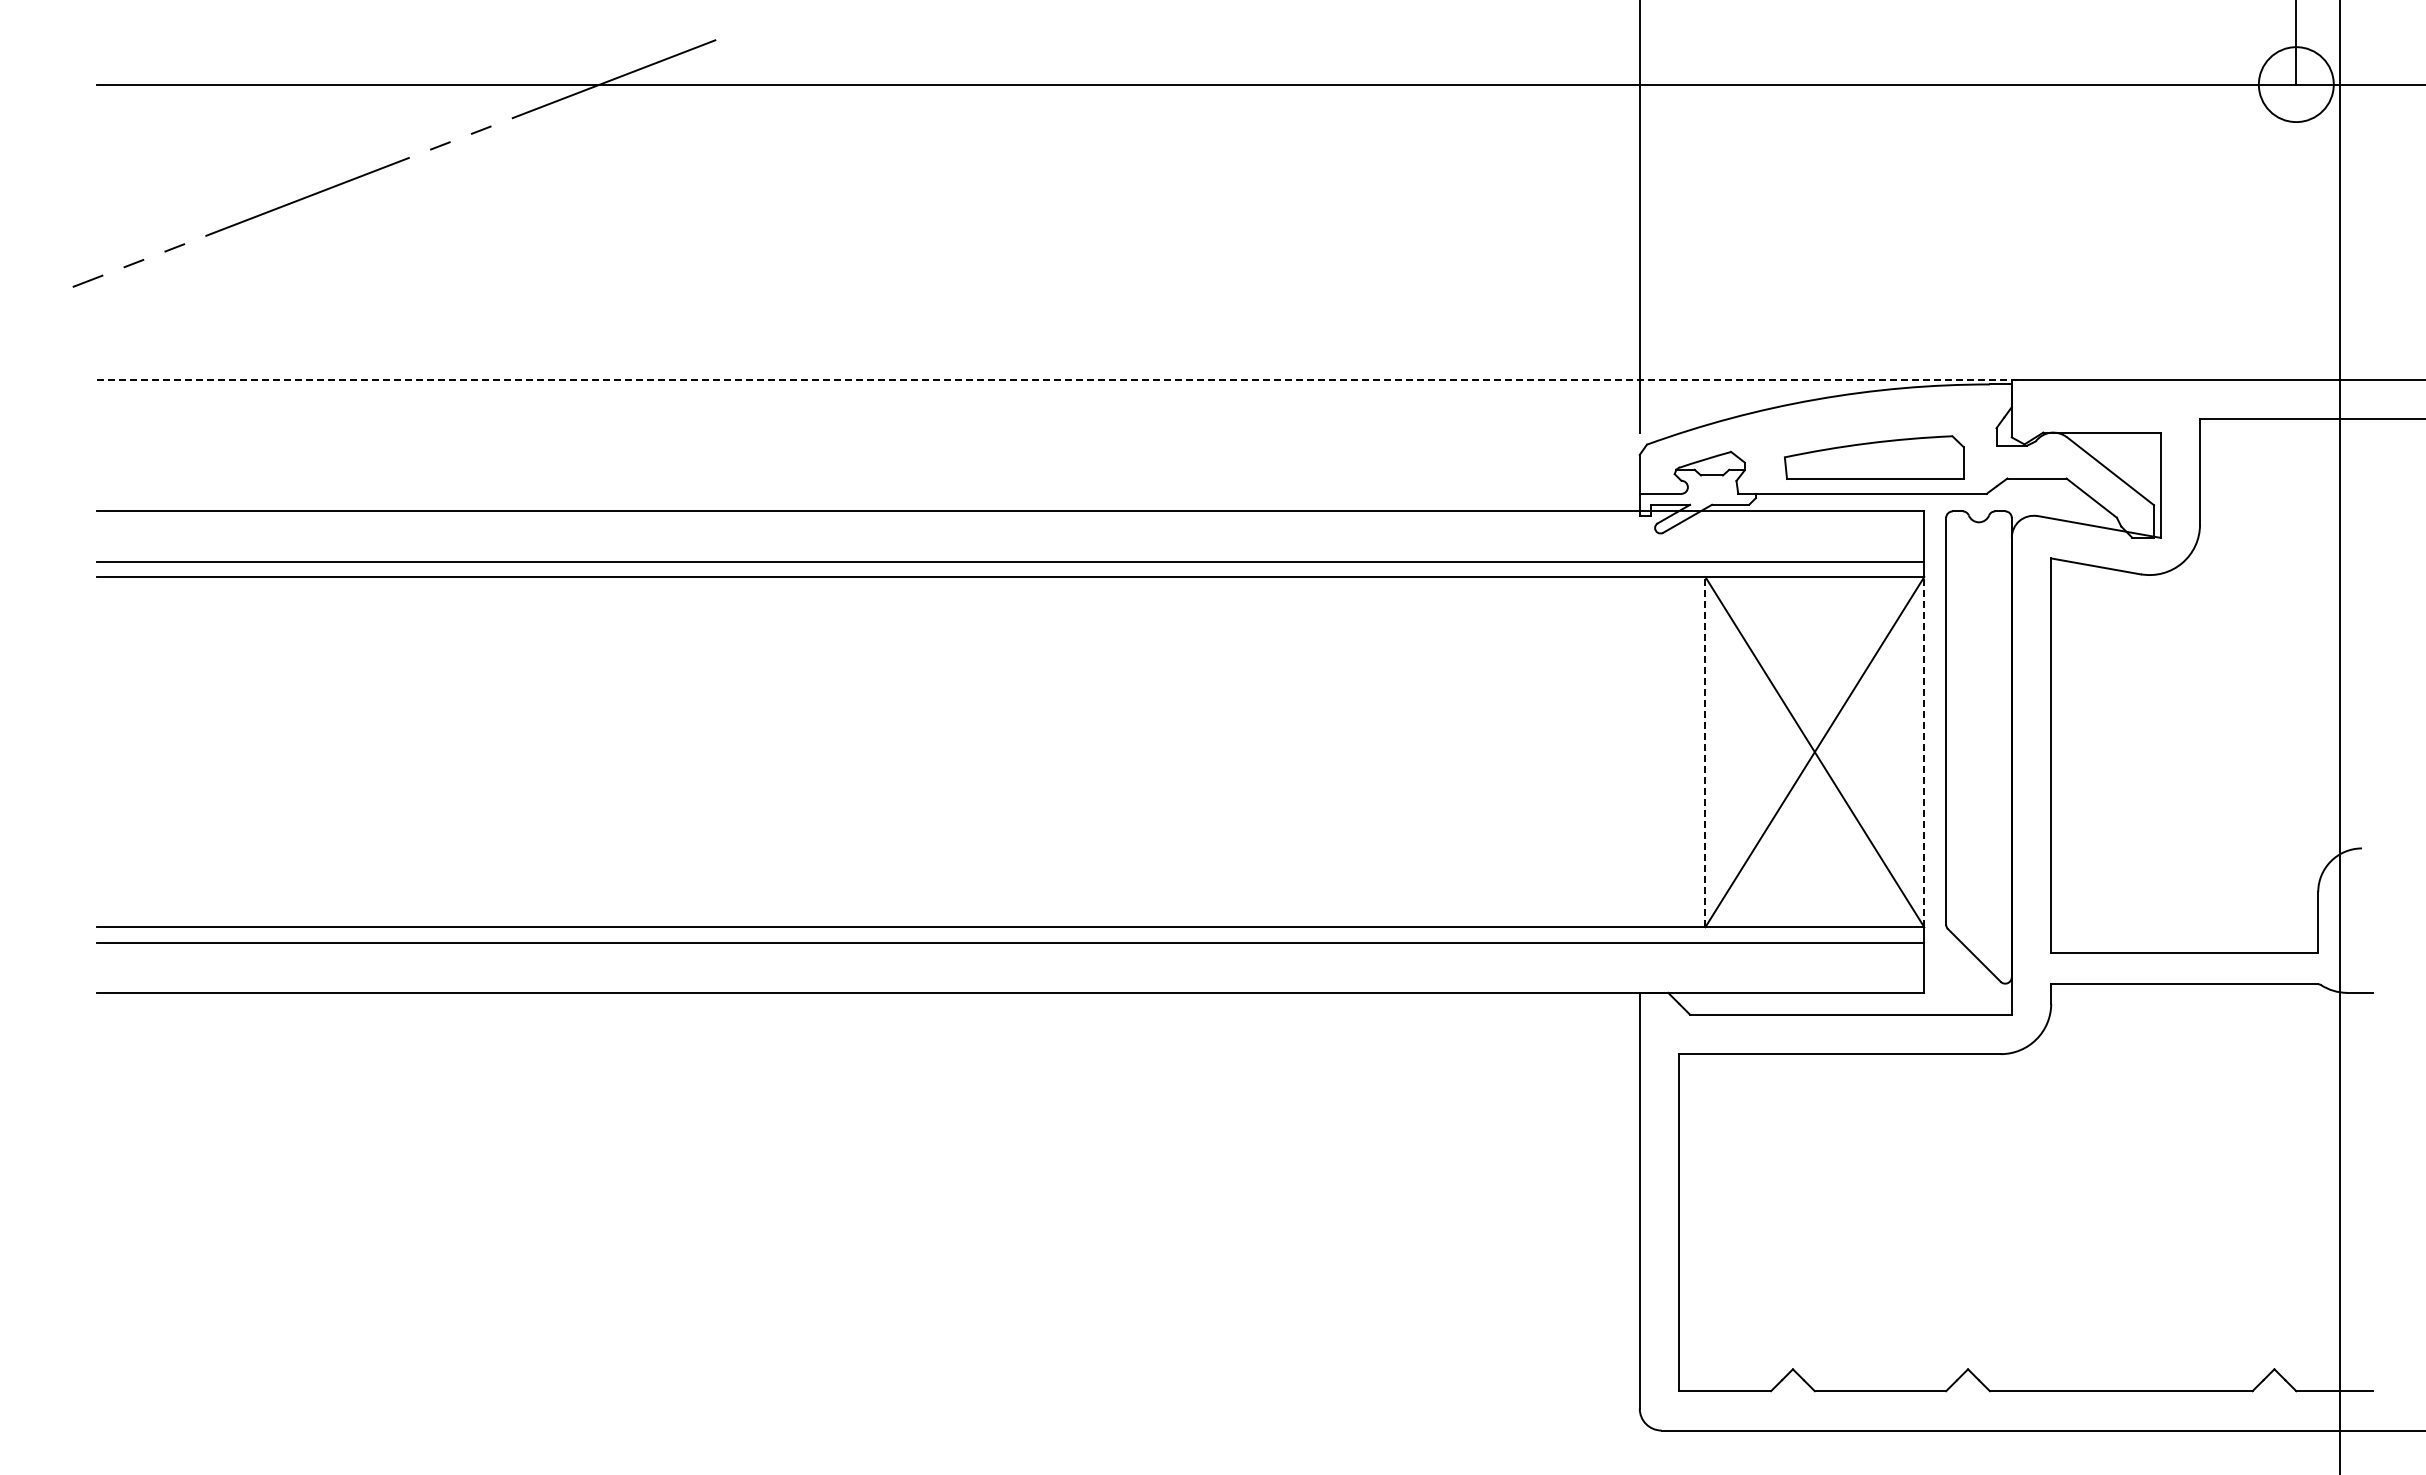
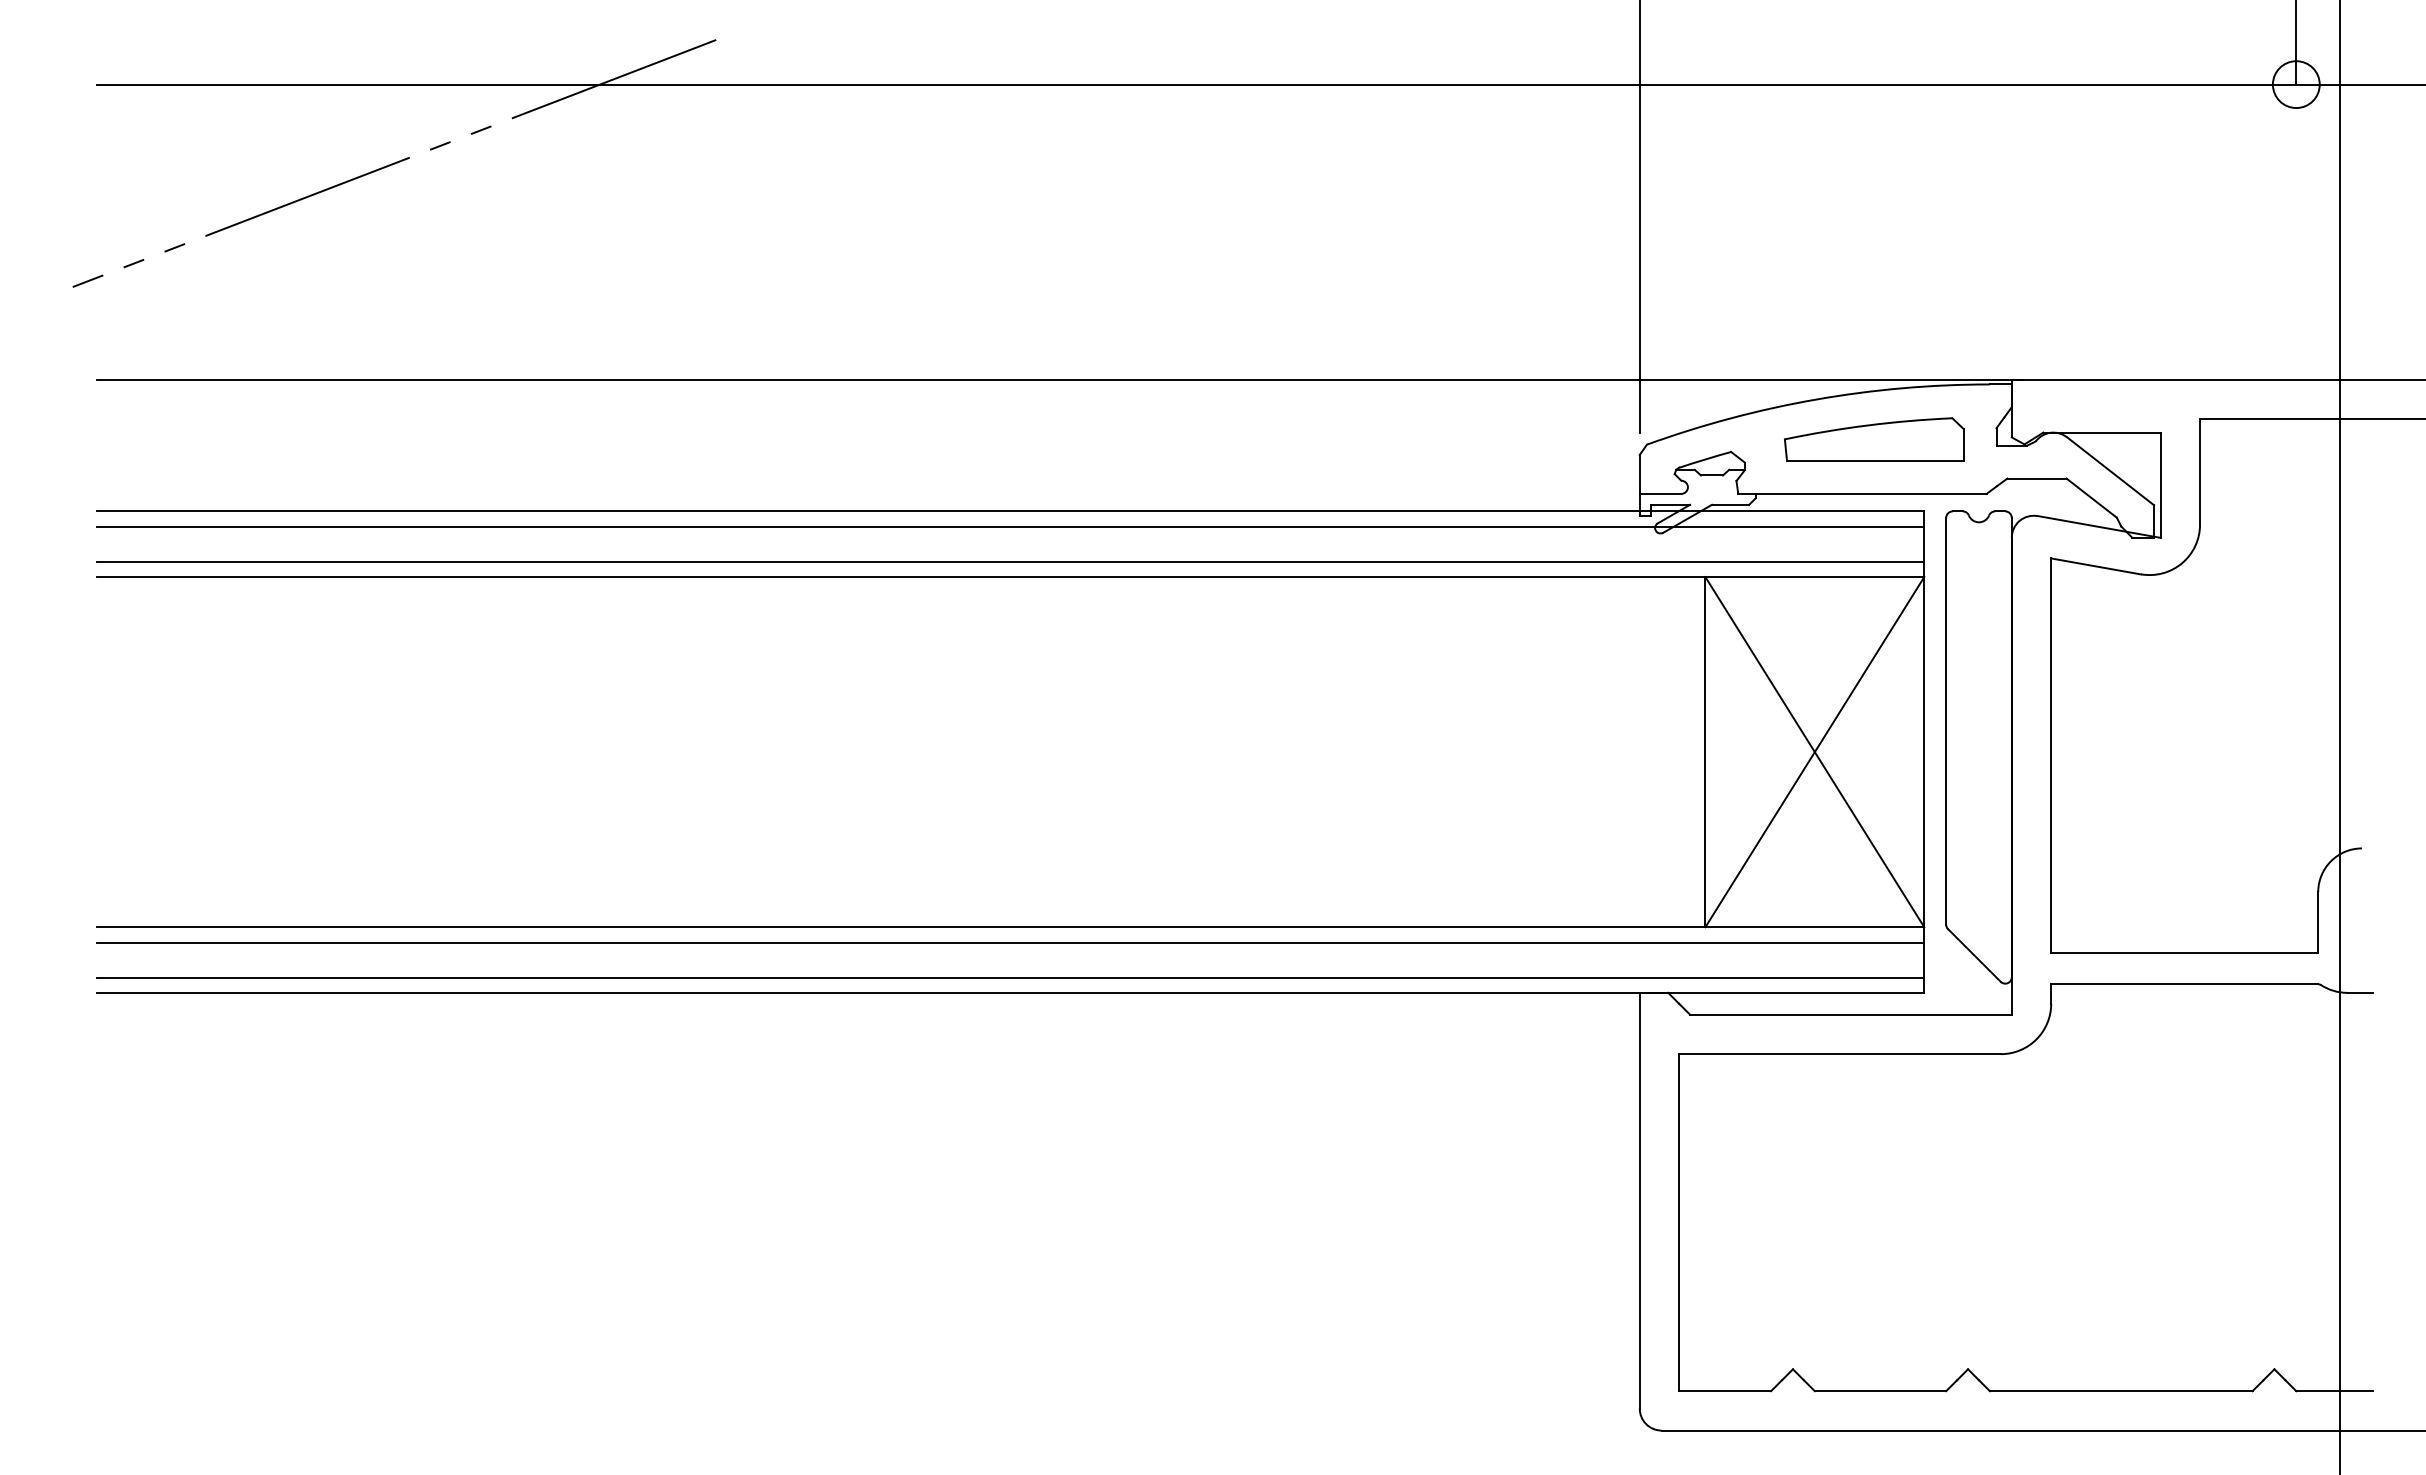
circle diameter: 75 px -> 47 px (2295, 84)
line: dashed -> solid (1059, 380)
part position: (1874, 457) -> (1874, 439) (1874, 439)
line: none -> present (1010, 526)
line: dashed -> solid (1705, 751)
line: dashed -> solid (1924, 751)
line: none -> present (1010, 977)
